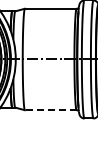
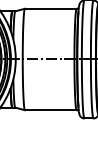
line: dashed -> solid (50, 110)
